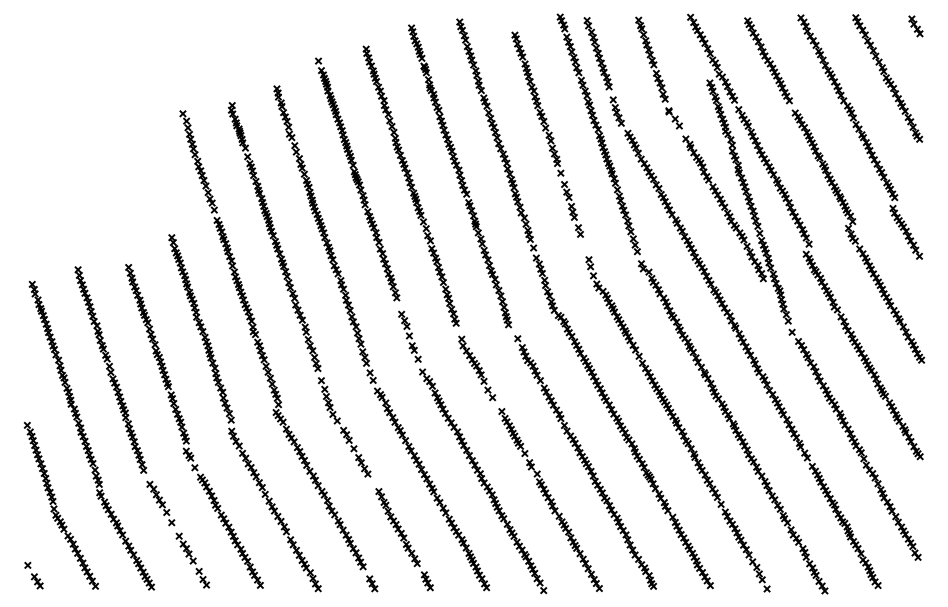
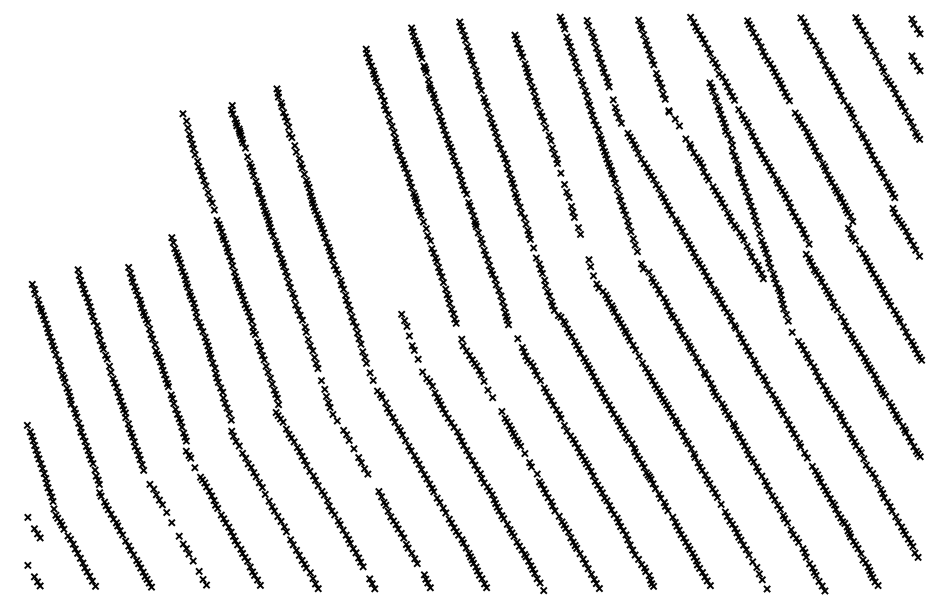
part: none -> present (915, 63)
part: present -> none (357, 179)
part: none -> present (33, 527)
